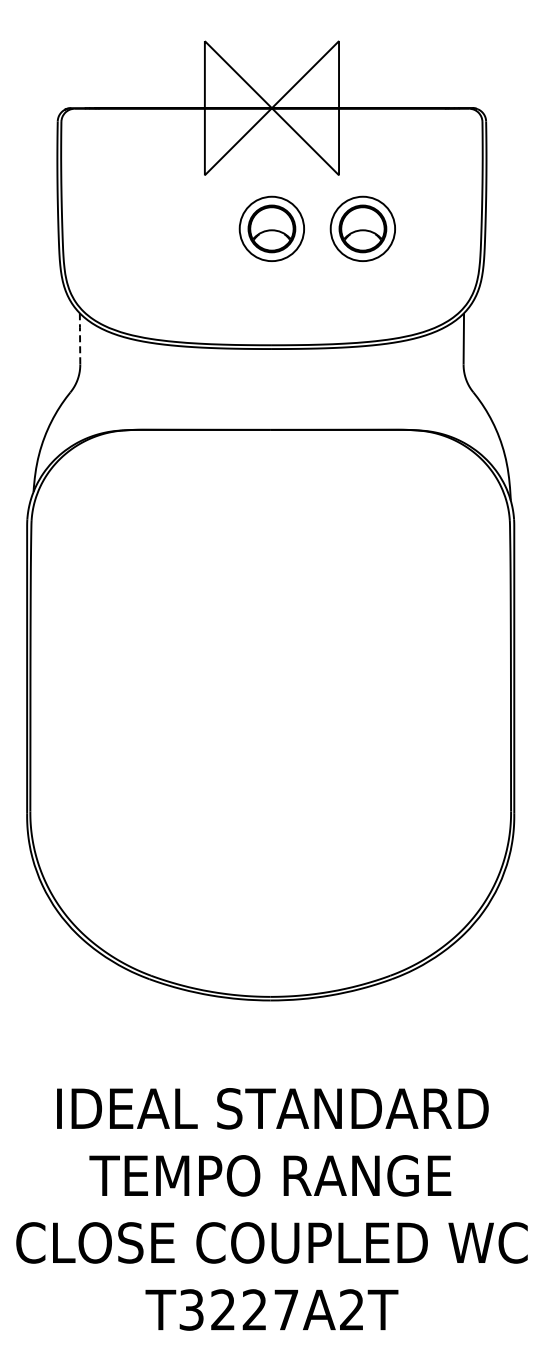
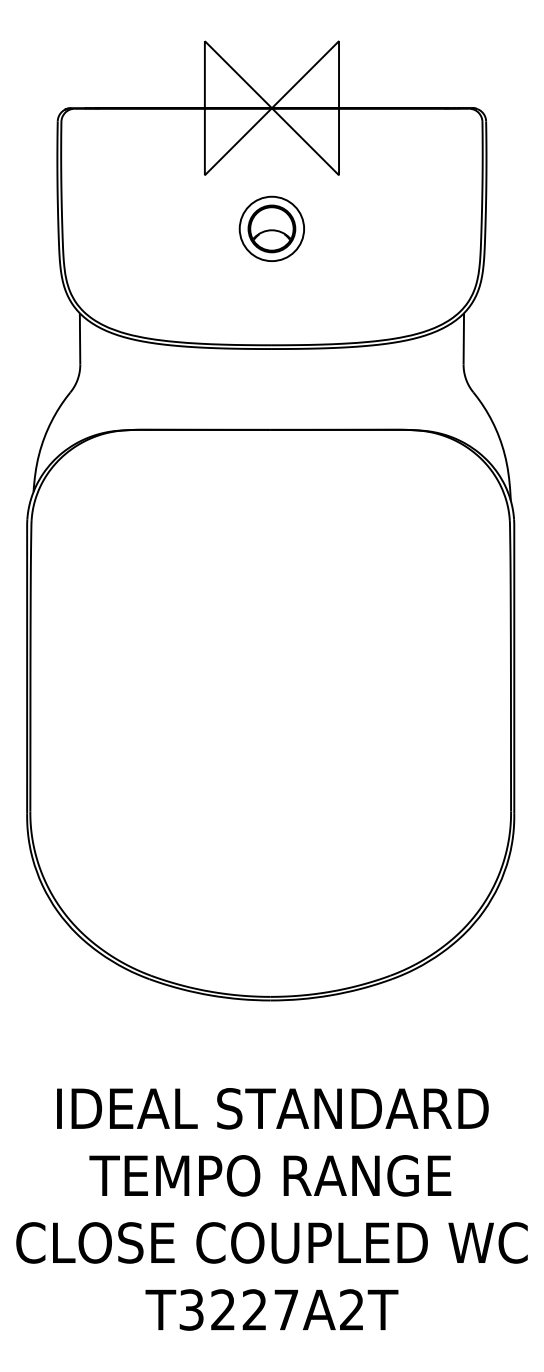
part: present -> none (362, 228)
line: dashed -> solid (80, 338)
